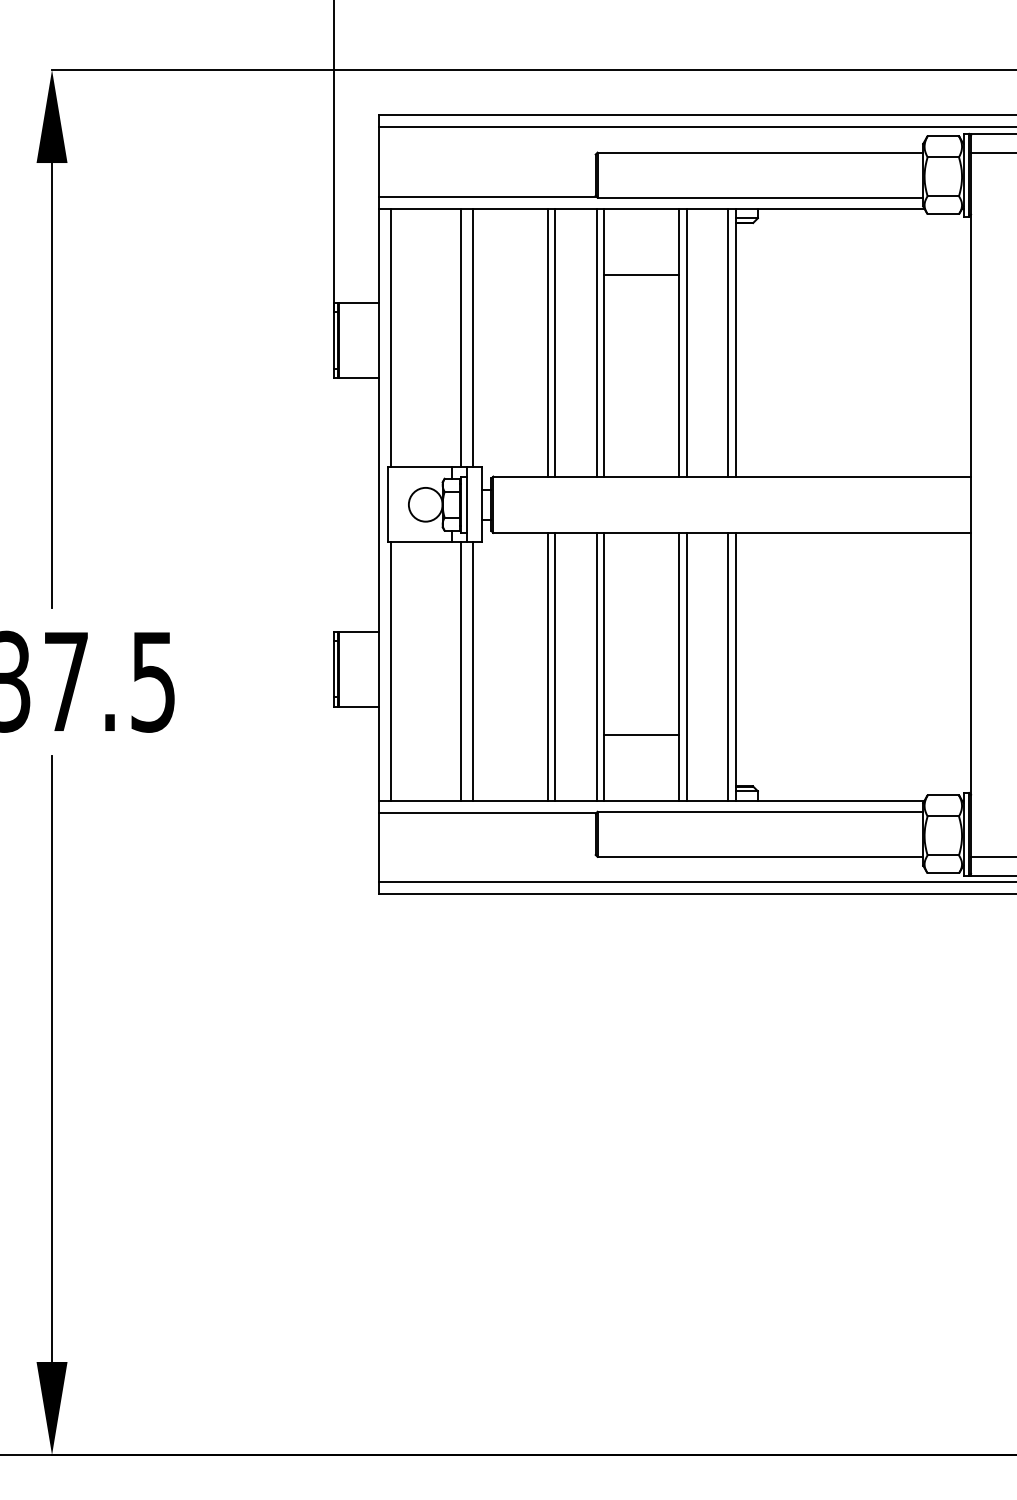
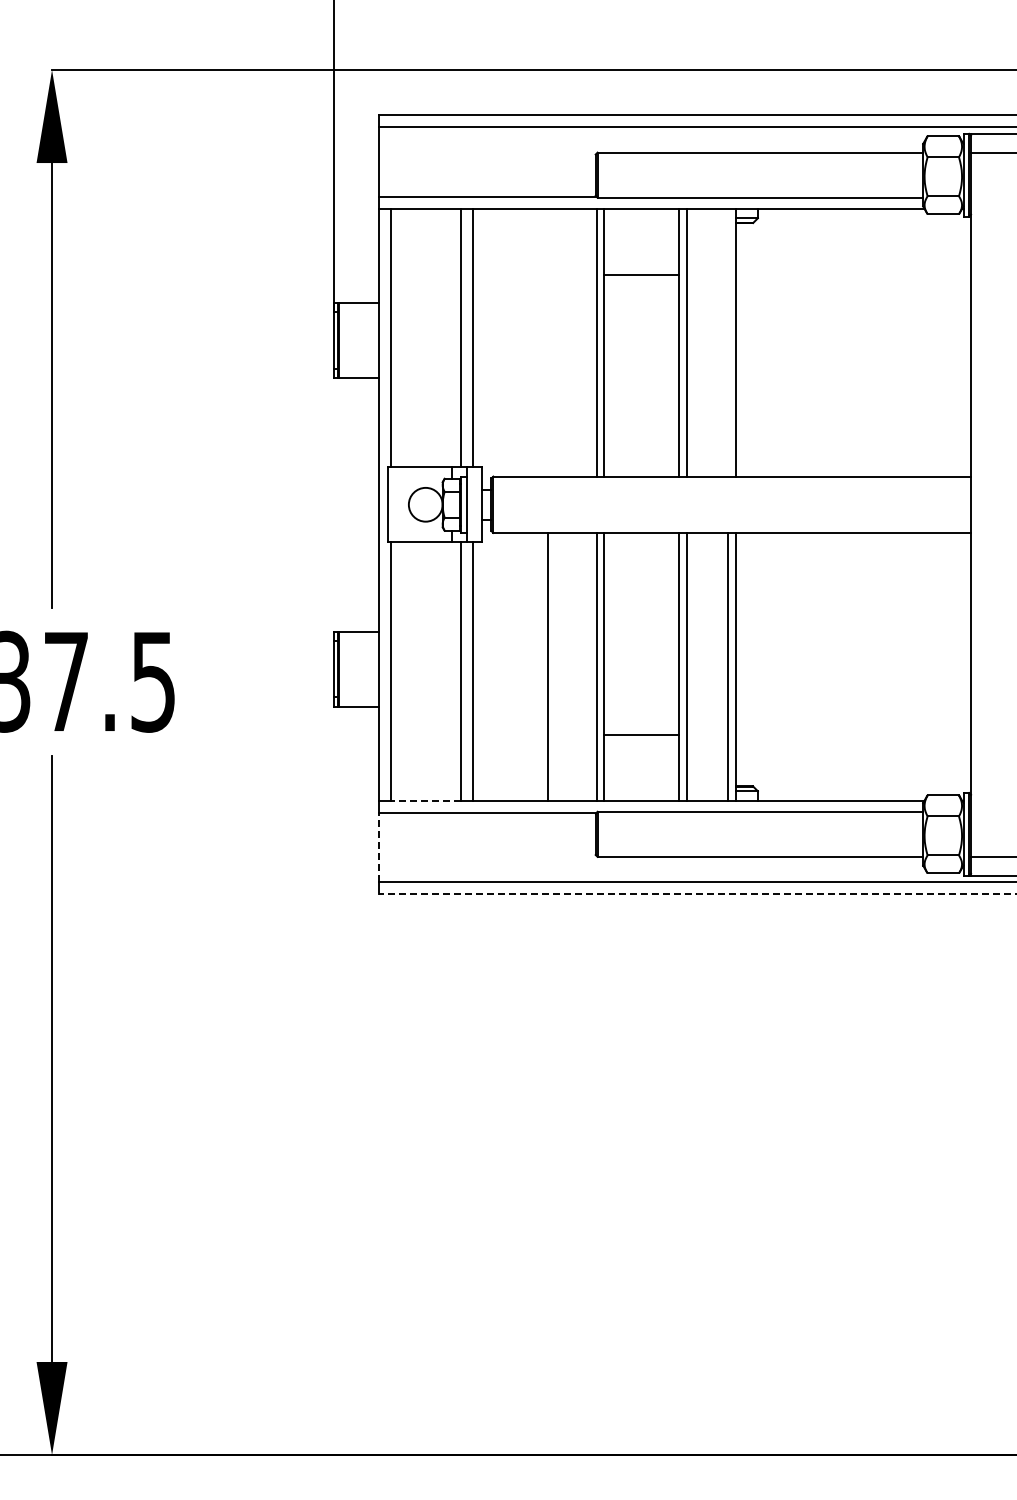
line: present -> none (547, 342)
line: present -> none (555, 342)
line: present -> none (728, 342)
line: present -> none (555, 666)
line: solid -> dashed (425, 800)
line: solid -> dashed (378, 847)
line: solid -> dashed (697, 894)
